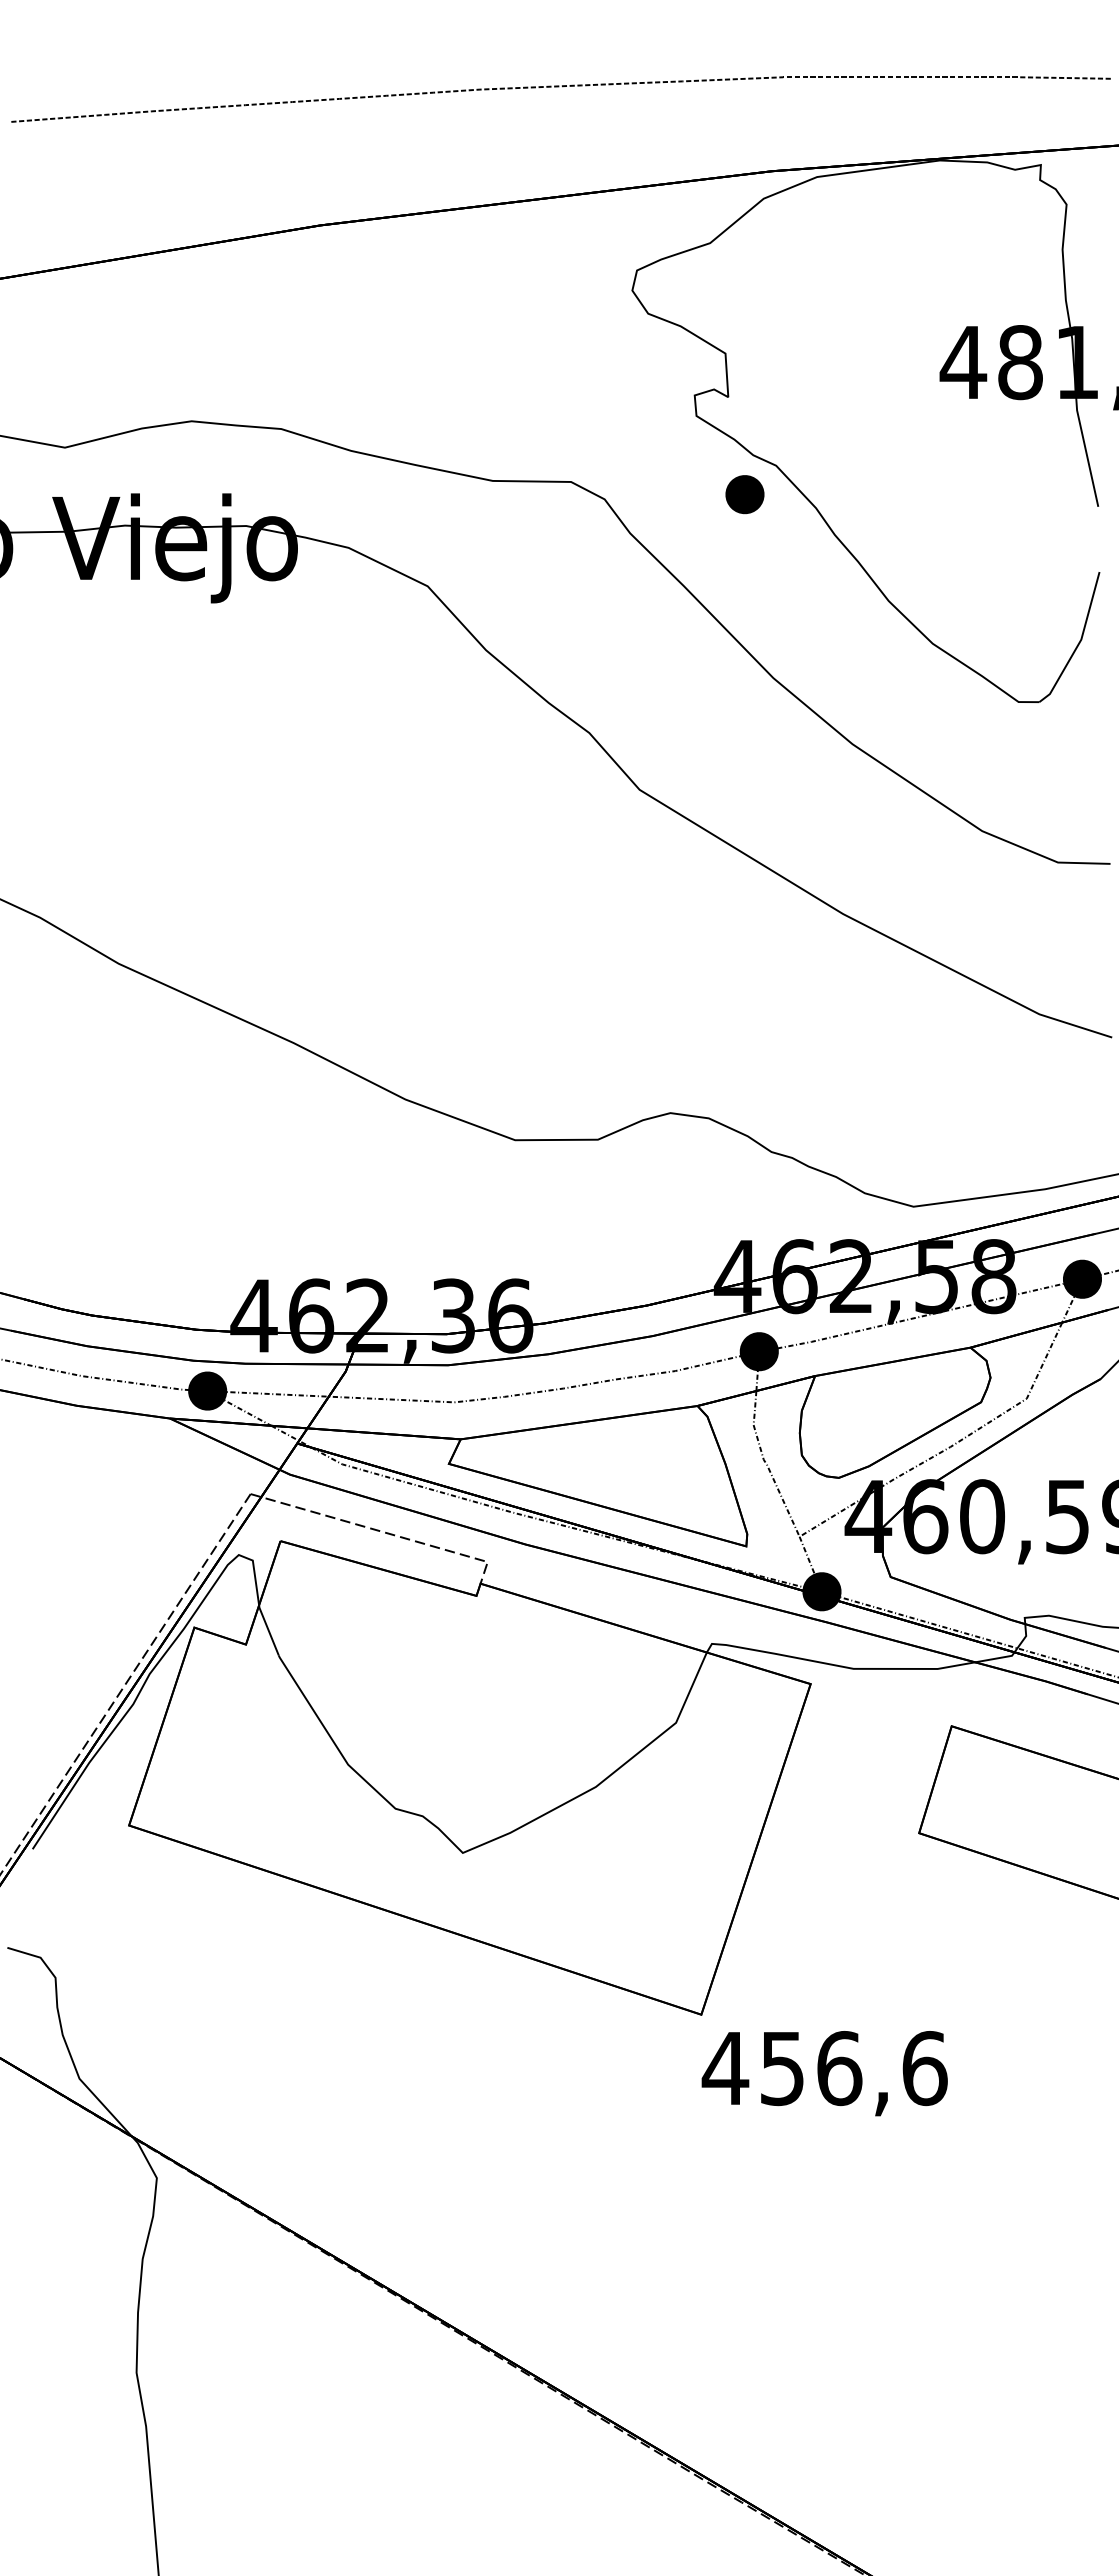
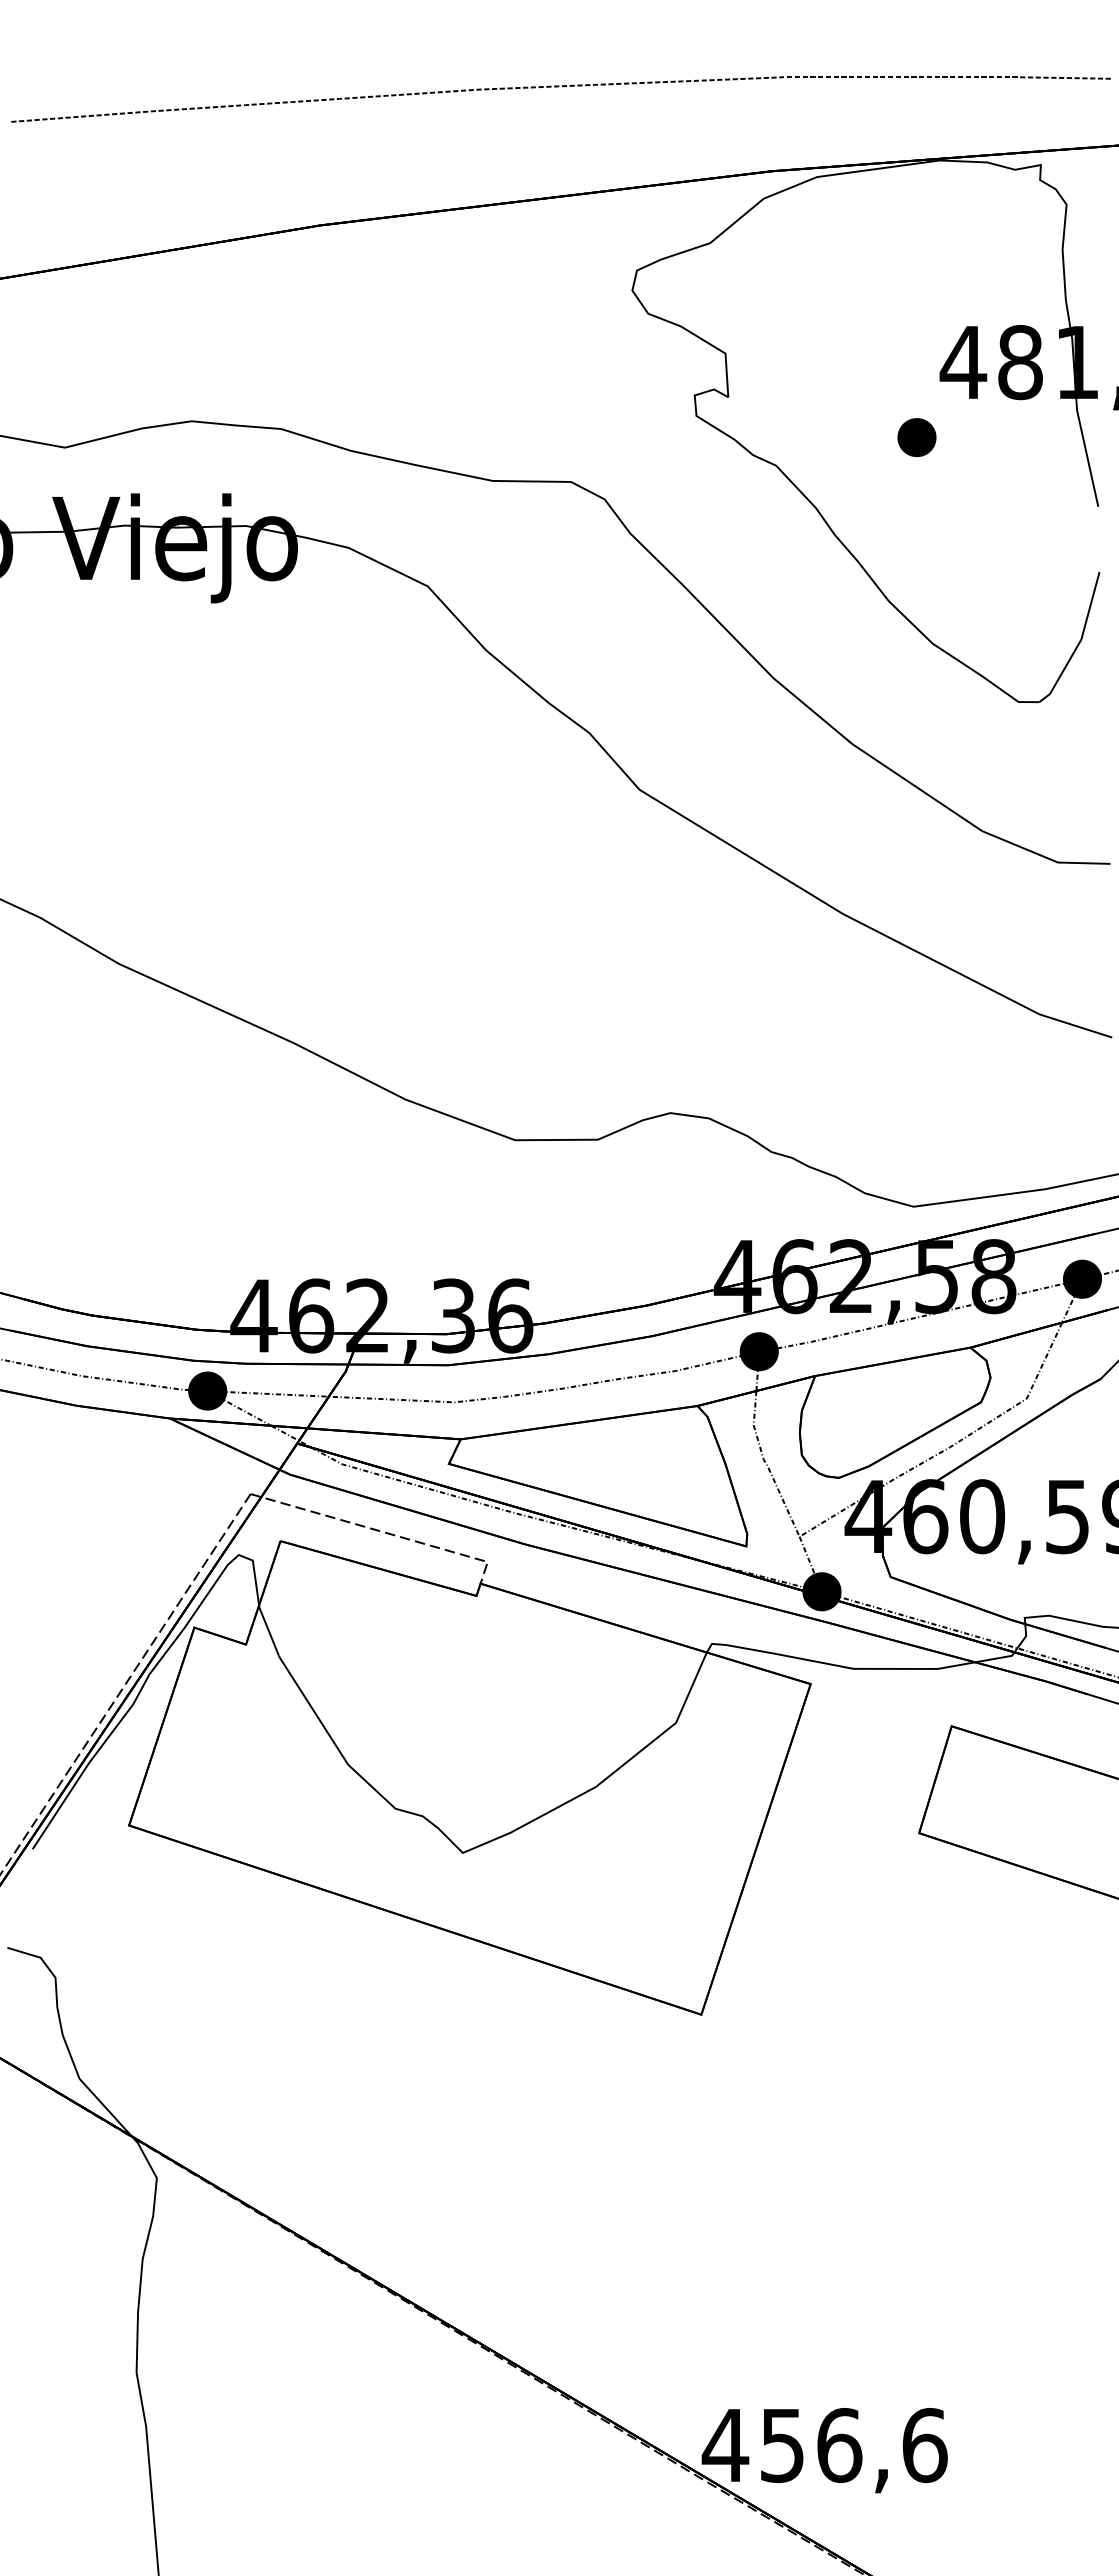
part position: (744, 494) -> (916, 437) (916, 437)
text position: (824, 2073) -> (824, 2450) (824, 2450)
